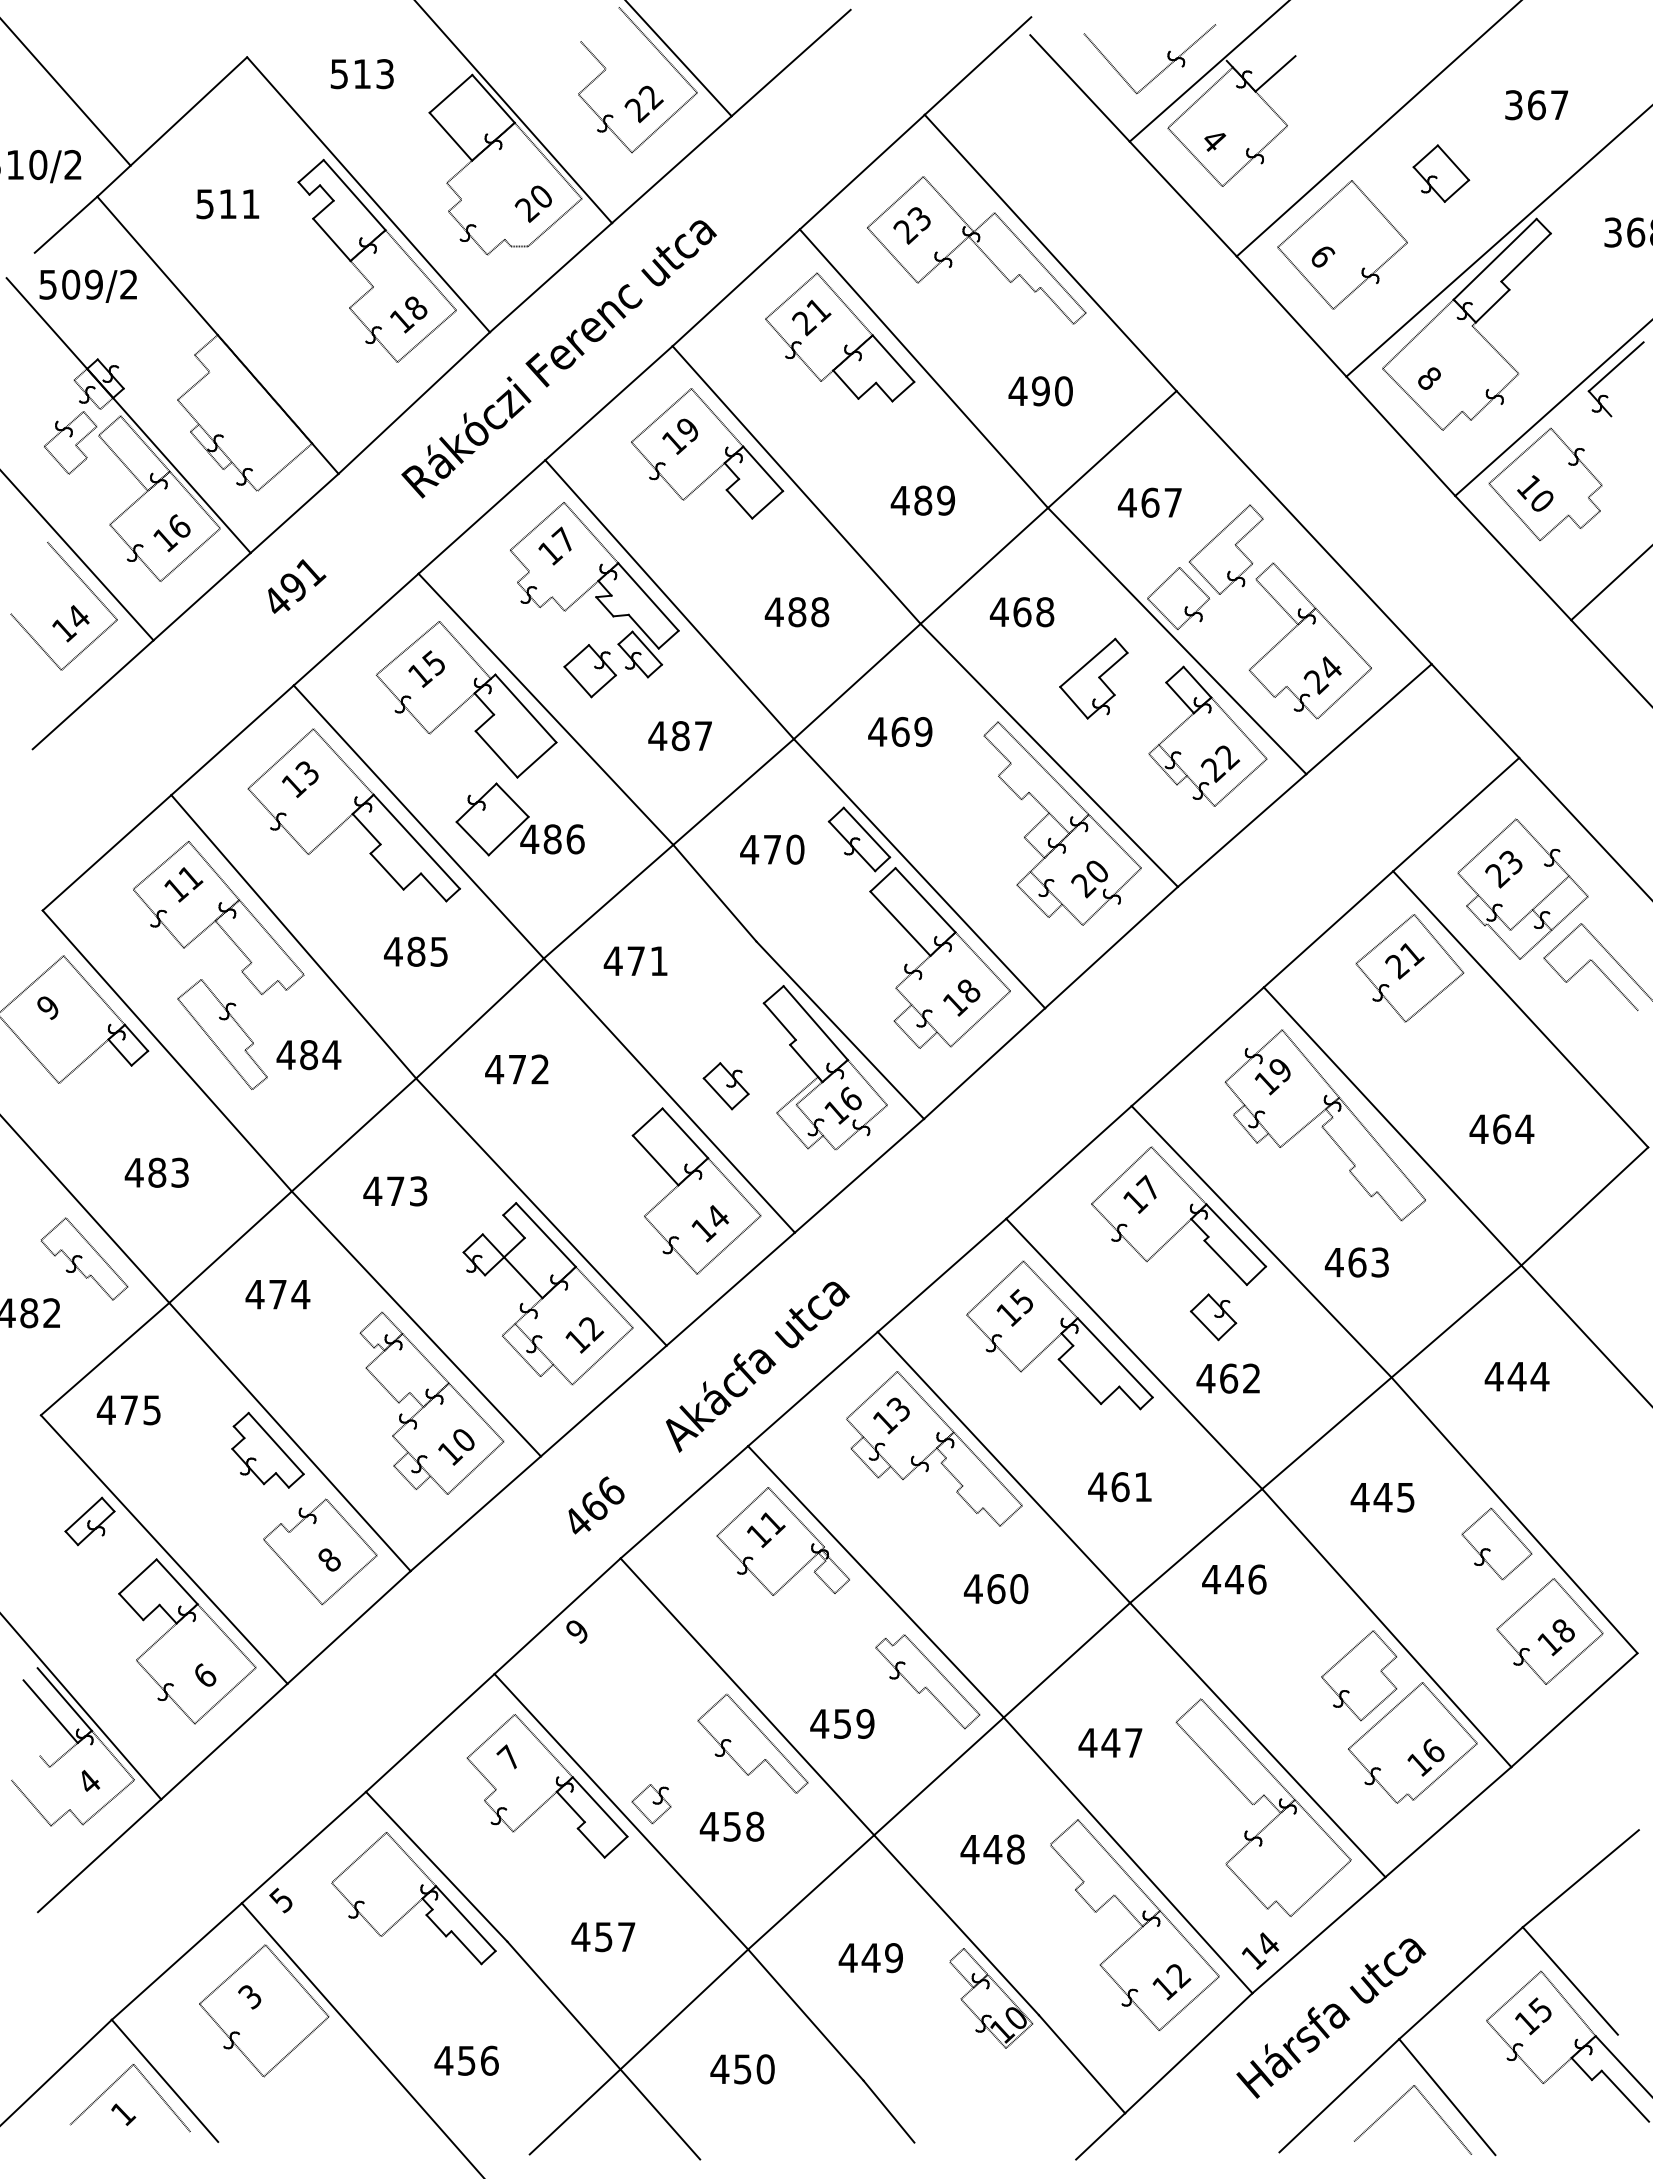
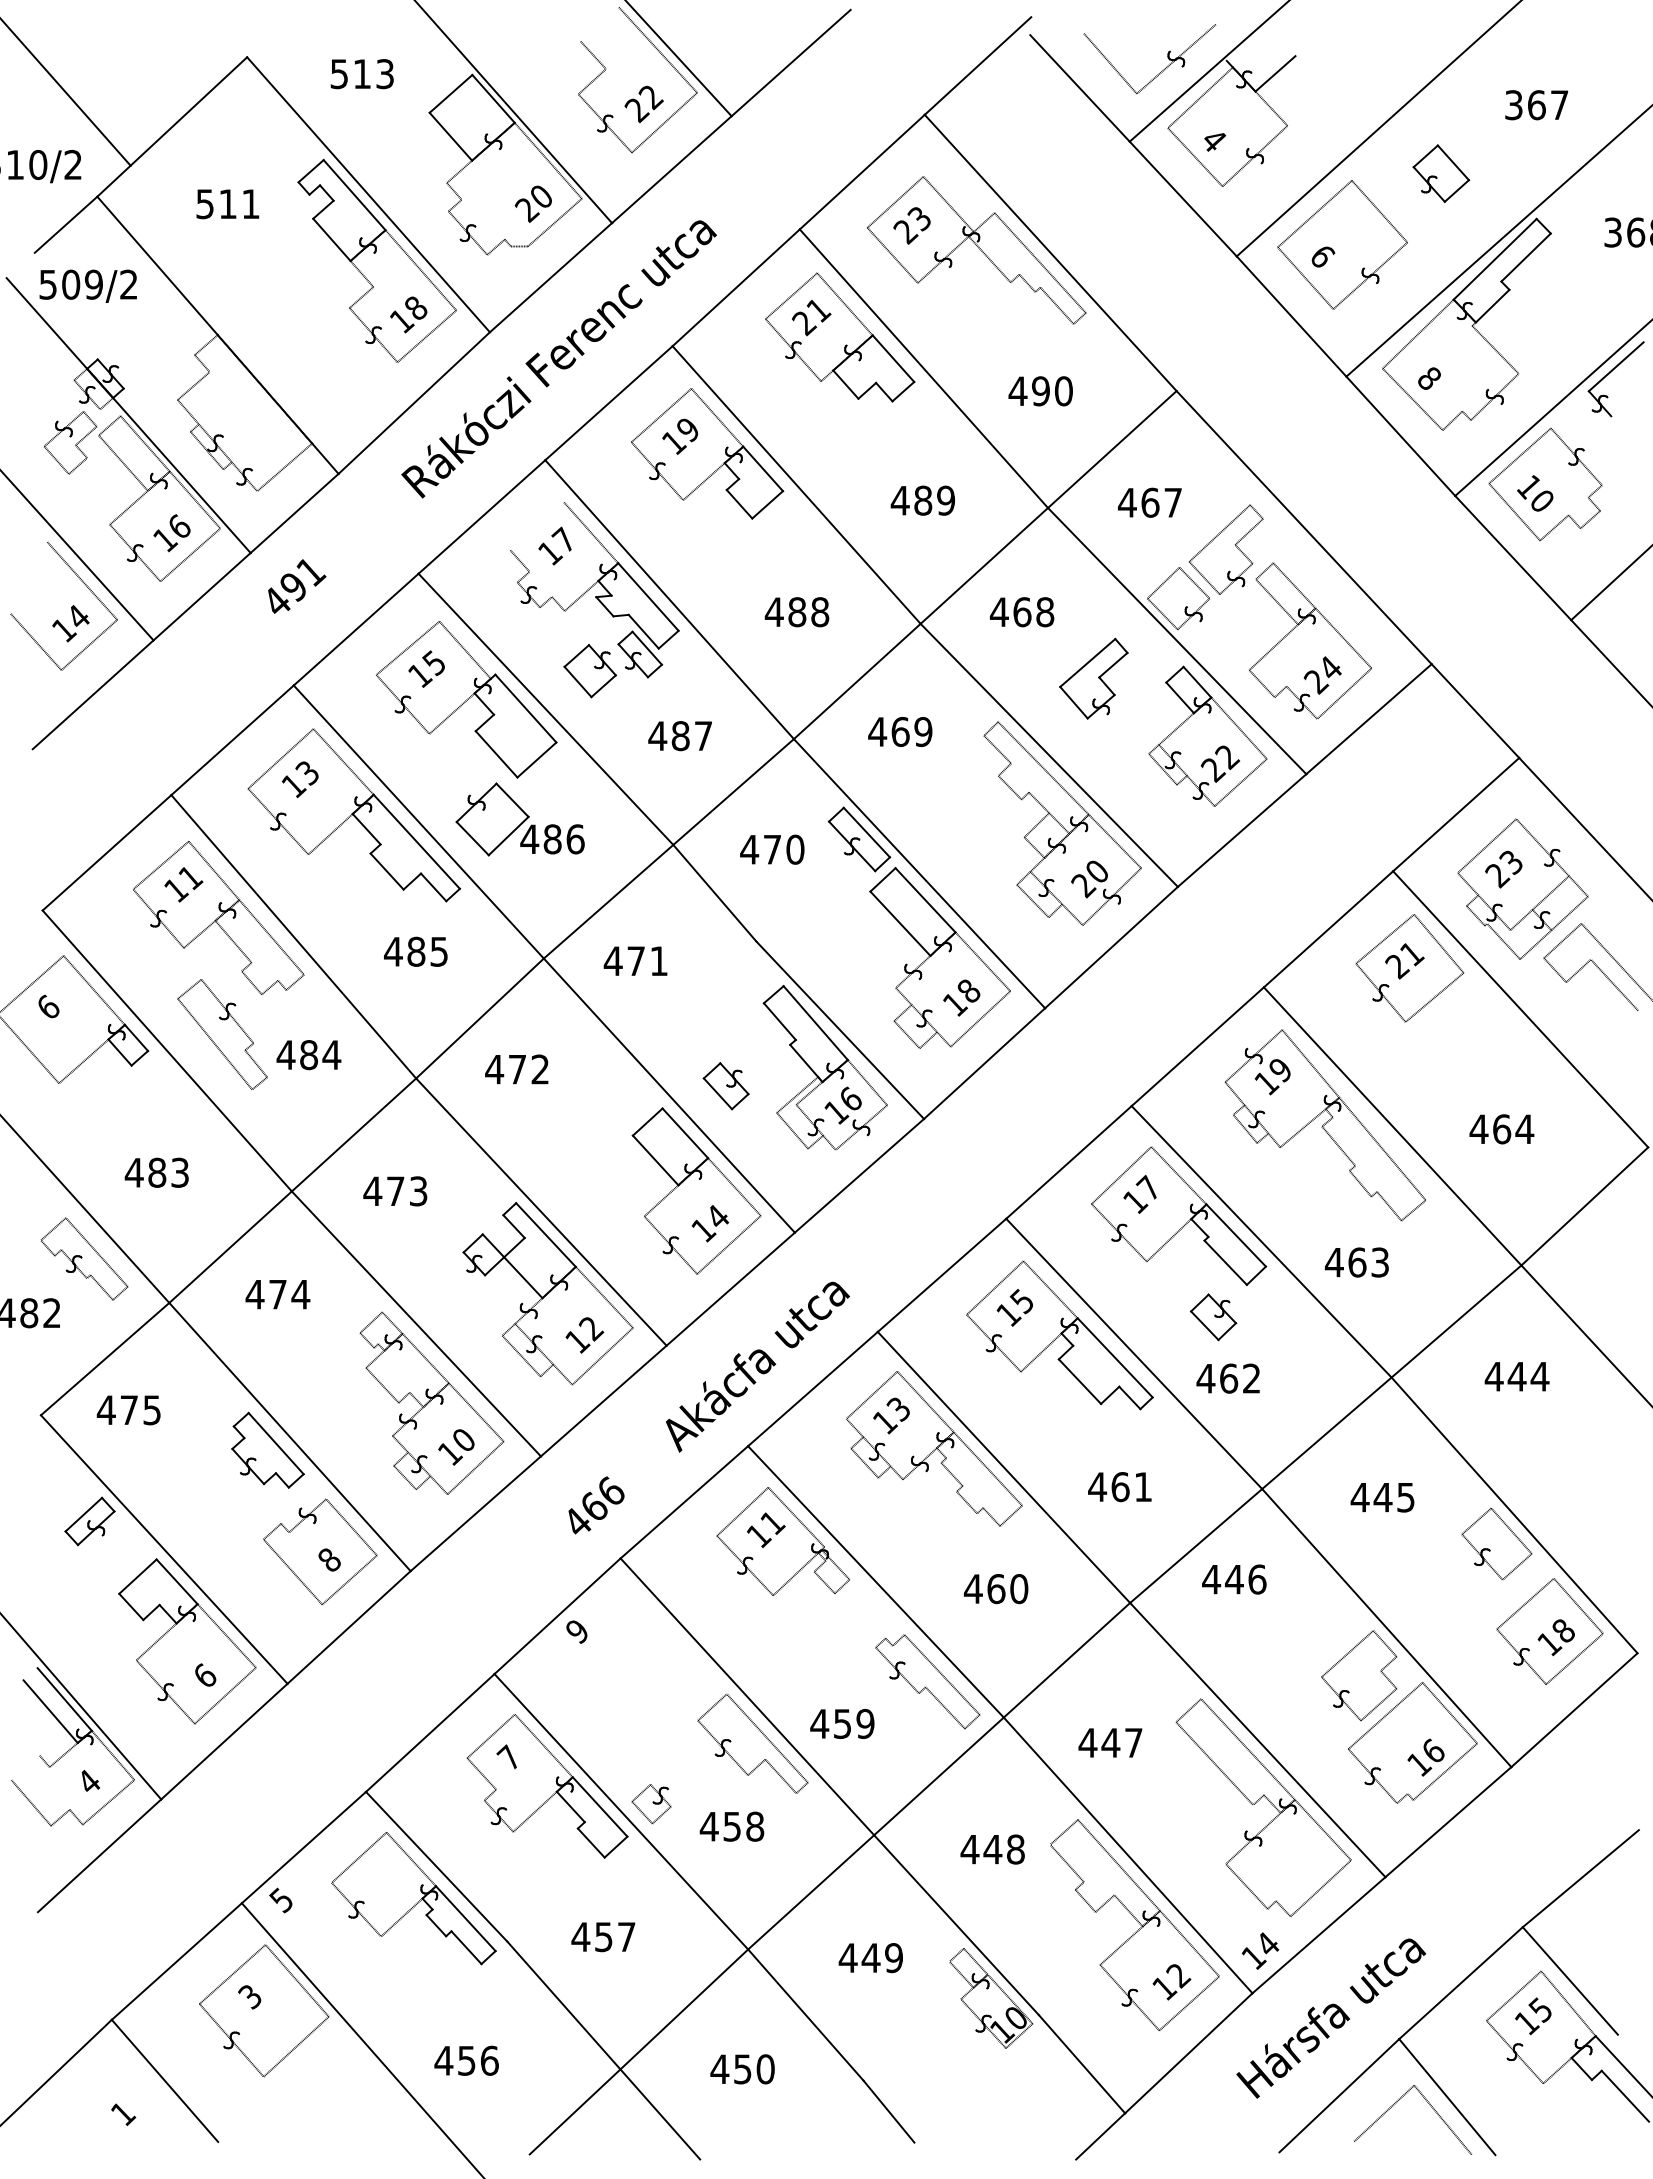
line: present -> none (537, 526)
text: 9 -> 6 (48, 1006)
part: present -> none (116, 2082)
